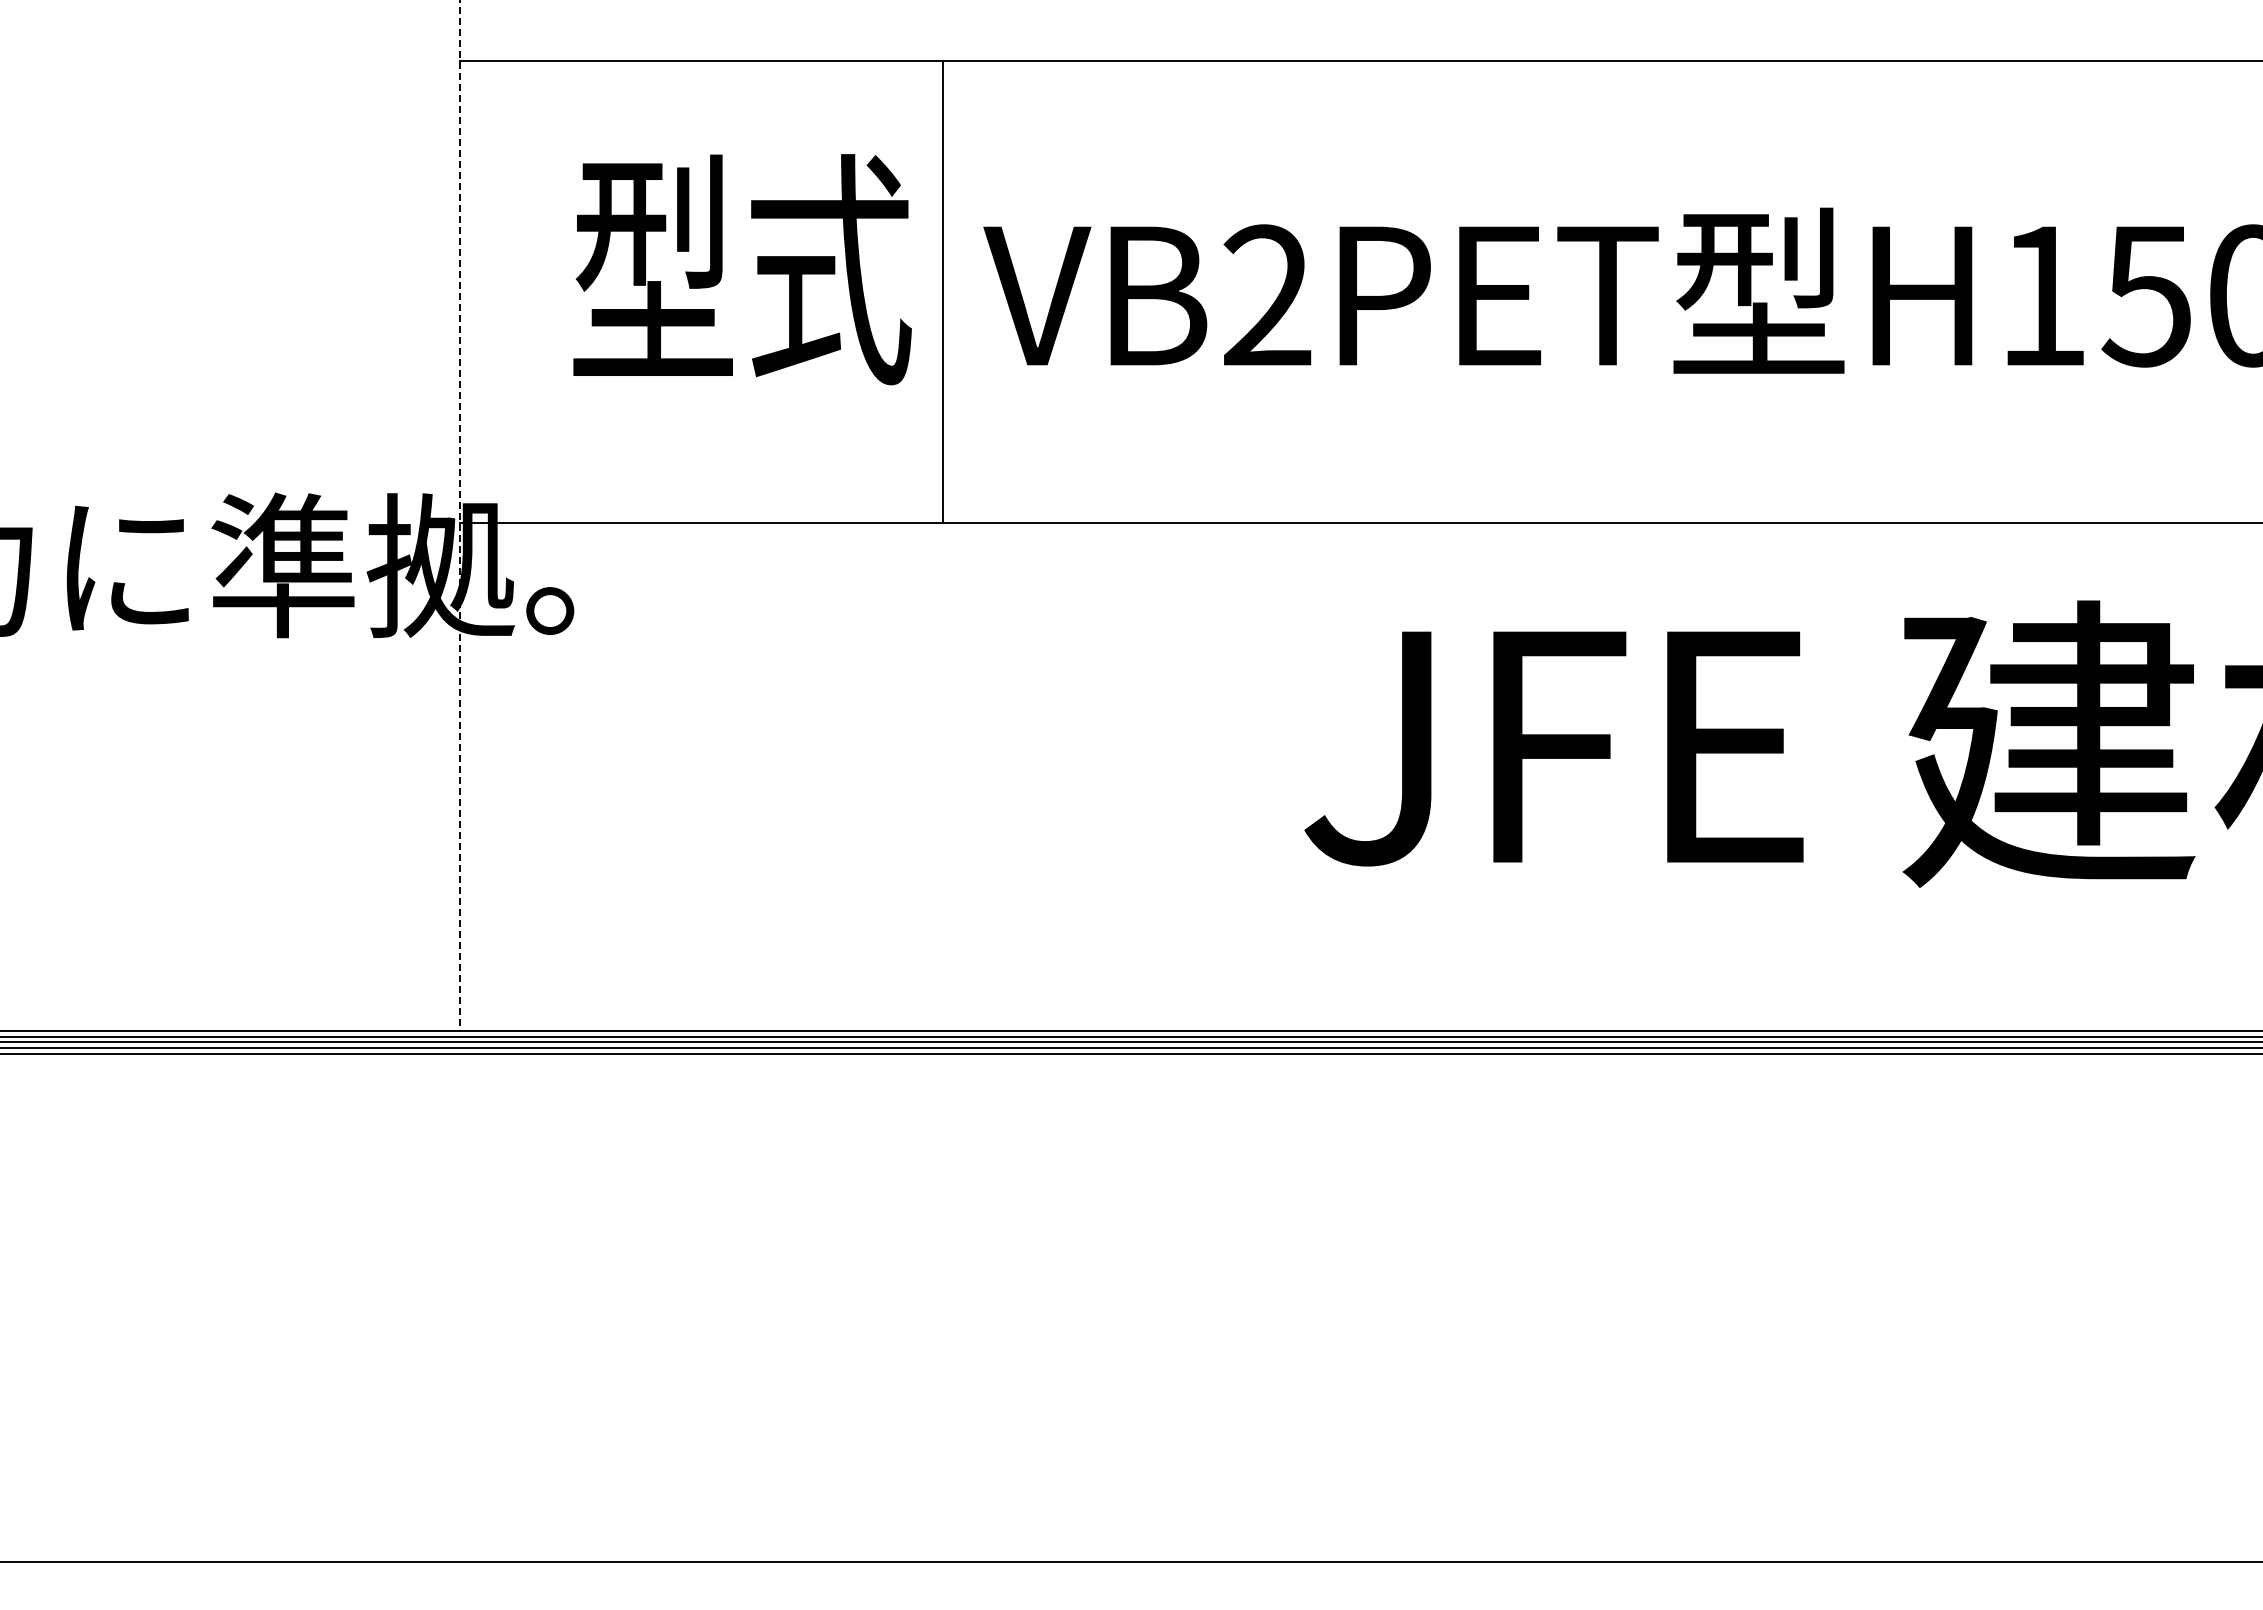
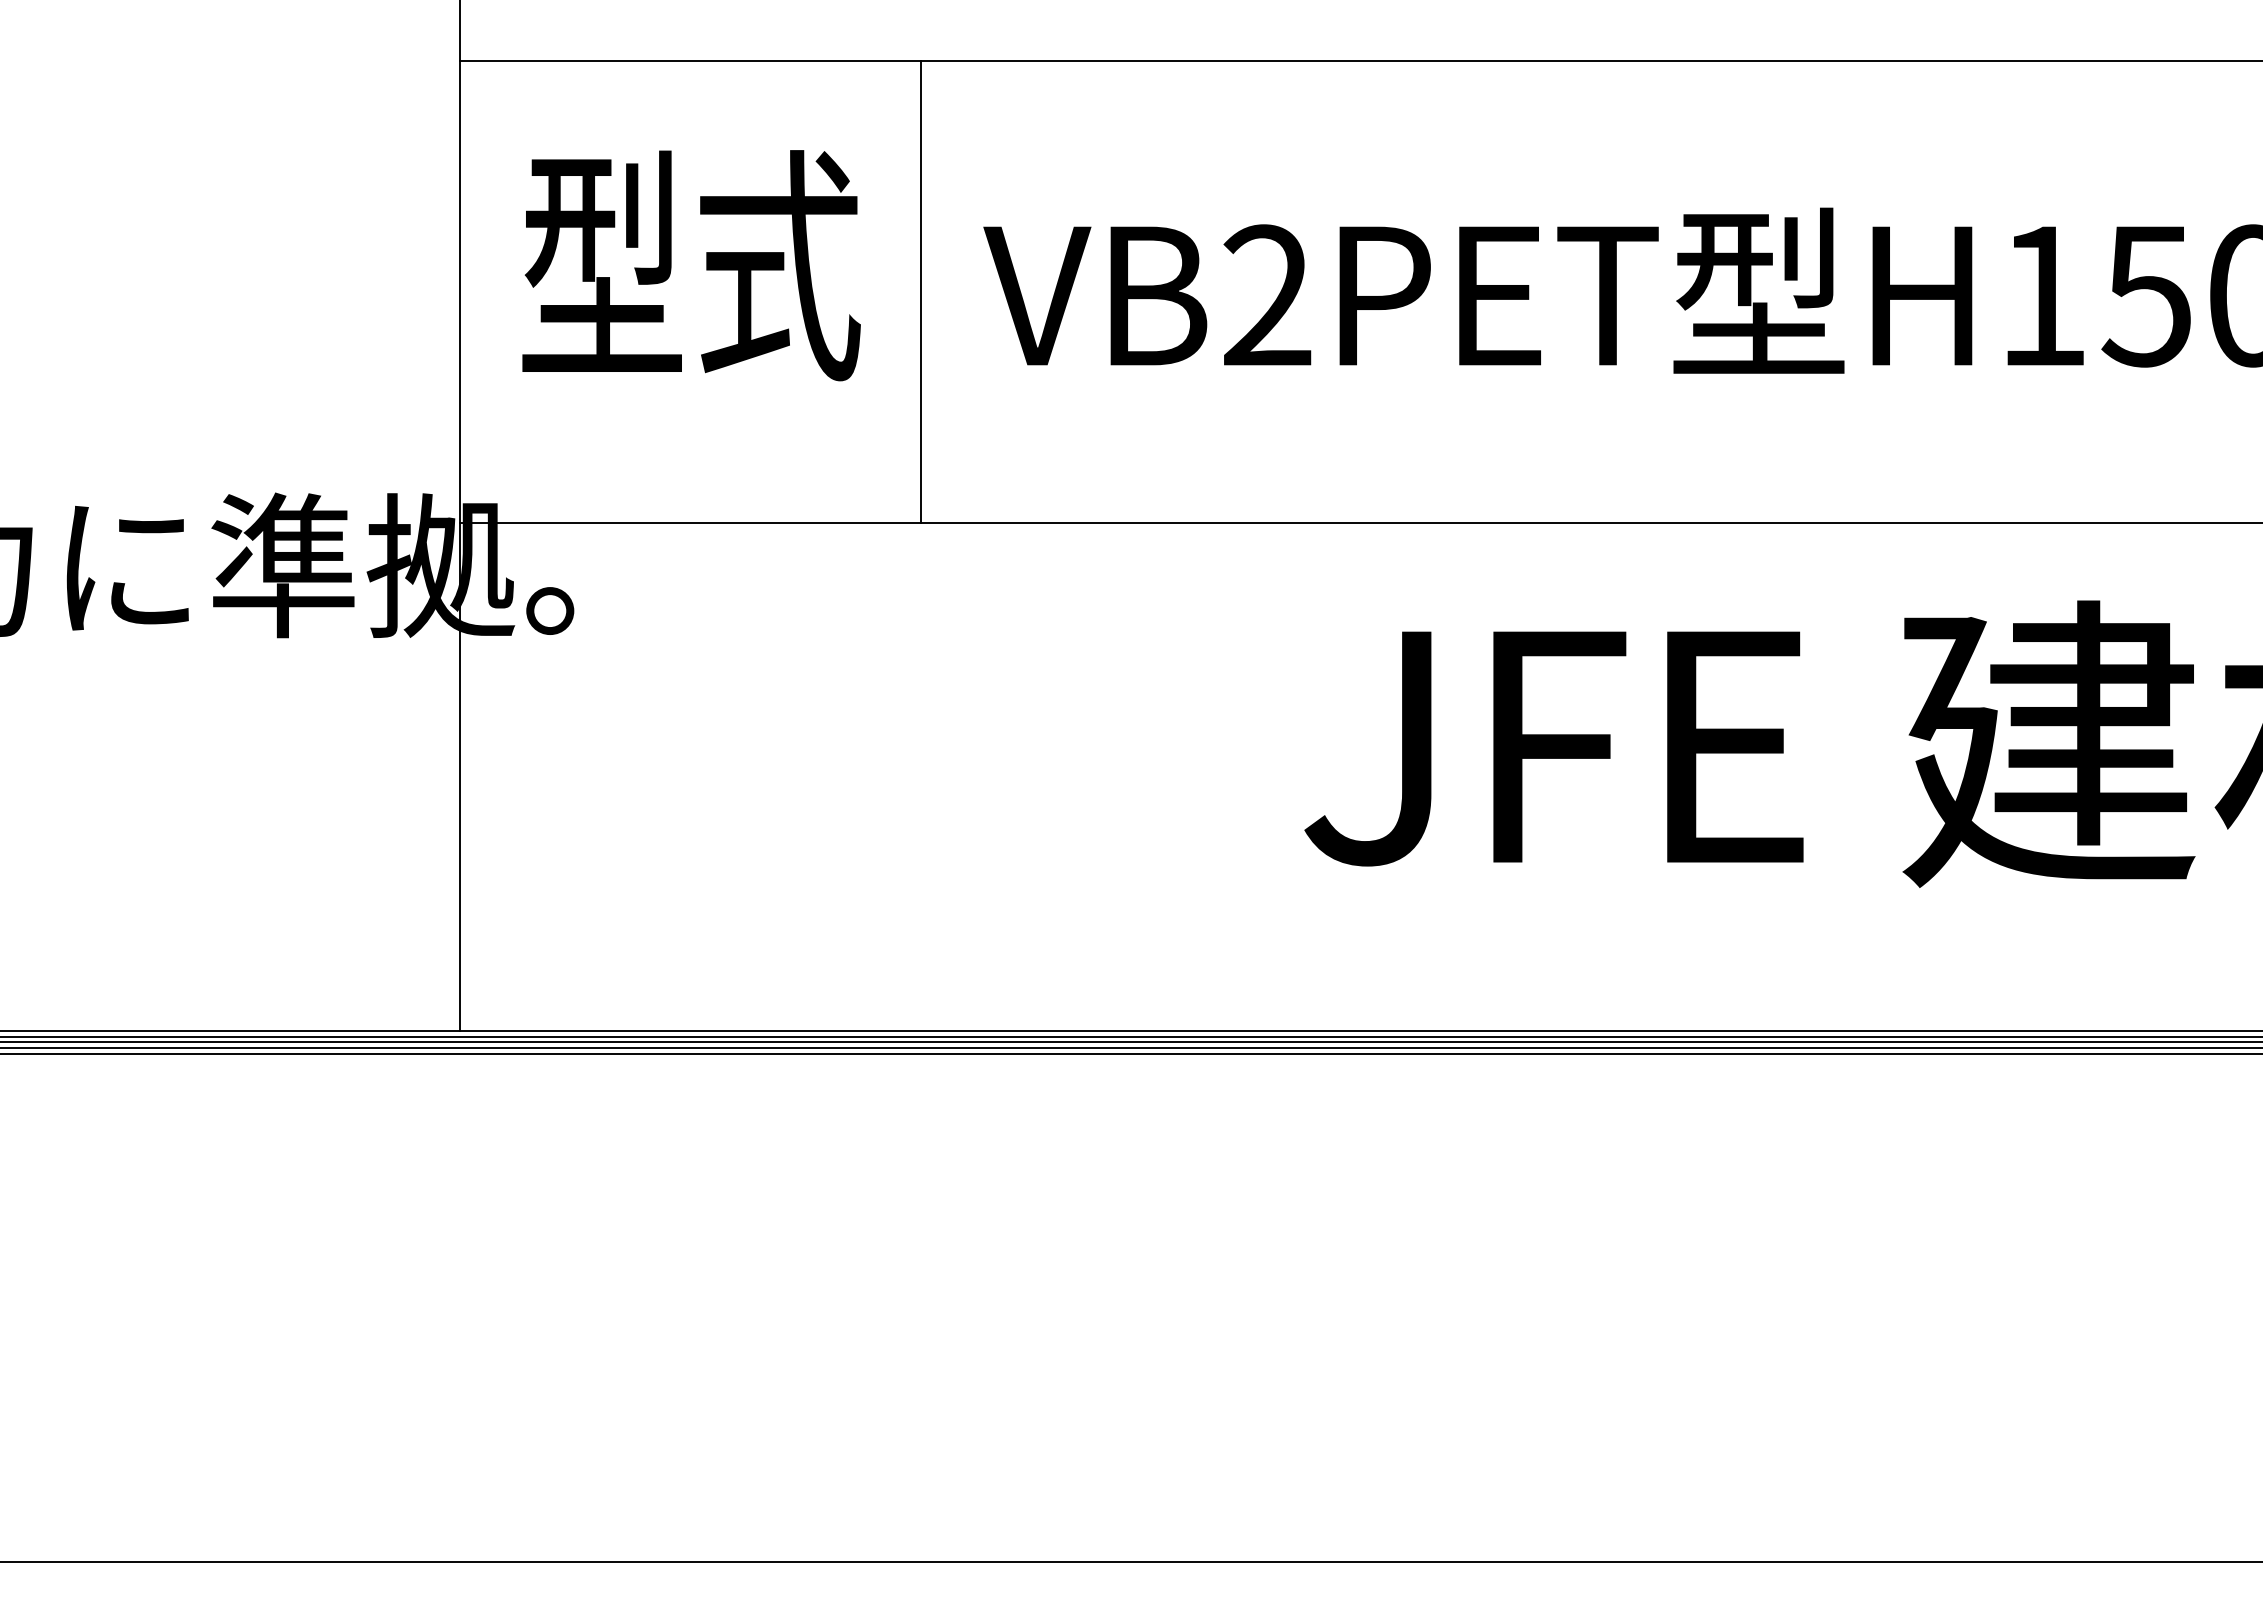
text position: (742, 269) -> (691, 265) (691, 265)
line position: (943, 292) -> (921, 292) (921, 292)
line: dashed -> solid (459, 516)
